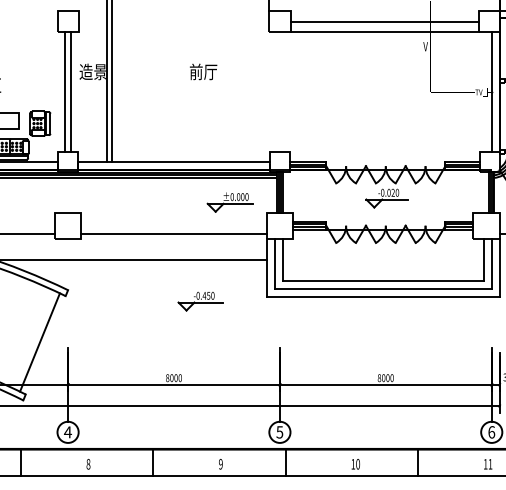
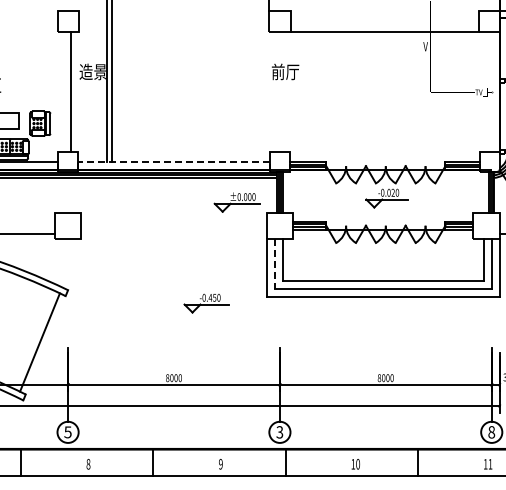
line: present -> none (384, 21)
text position: (203, 71) -> (285, 71) (285, 71)
line: present -> none (65, 92)
line: present -> none (491, 92)
line: solid -> dashed (174, 162)
part position: (229, 202) -> (236, 202) (236, 202)
line: present -> none (173, 233)
line: present -> none (134, 260)
line: solid -> dashed (274, 264)
part position: (200, 301) -> (206, 303) (206, 303)
text: 5 -> 3 (279, 431)
text: 4 -> 5 (67, 432)
text: 6 -> 8 (491, 432)
